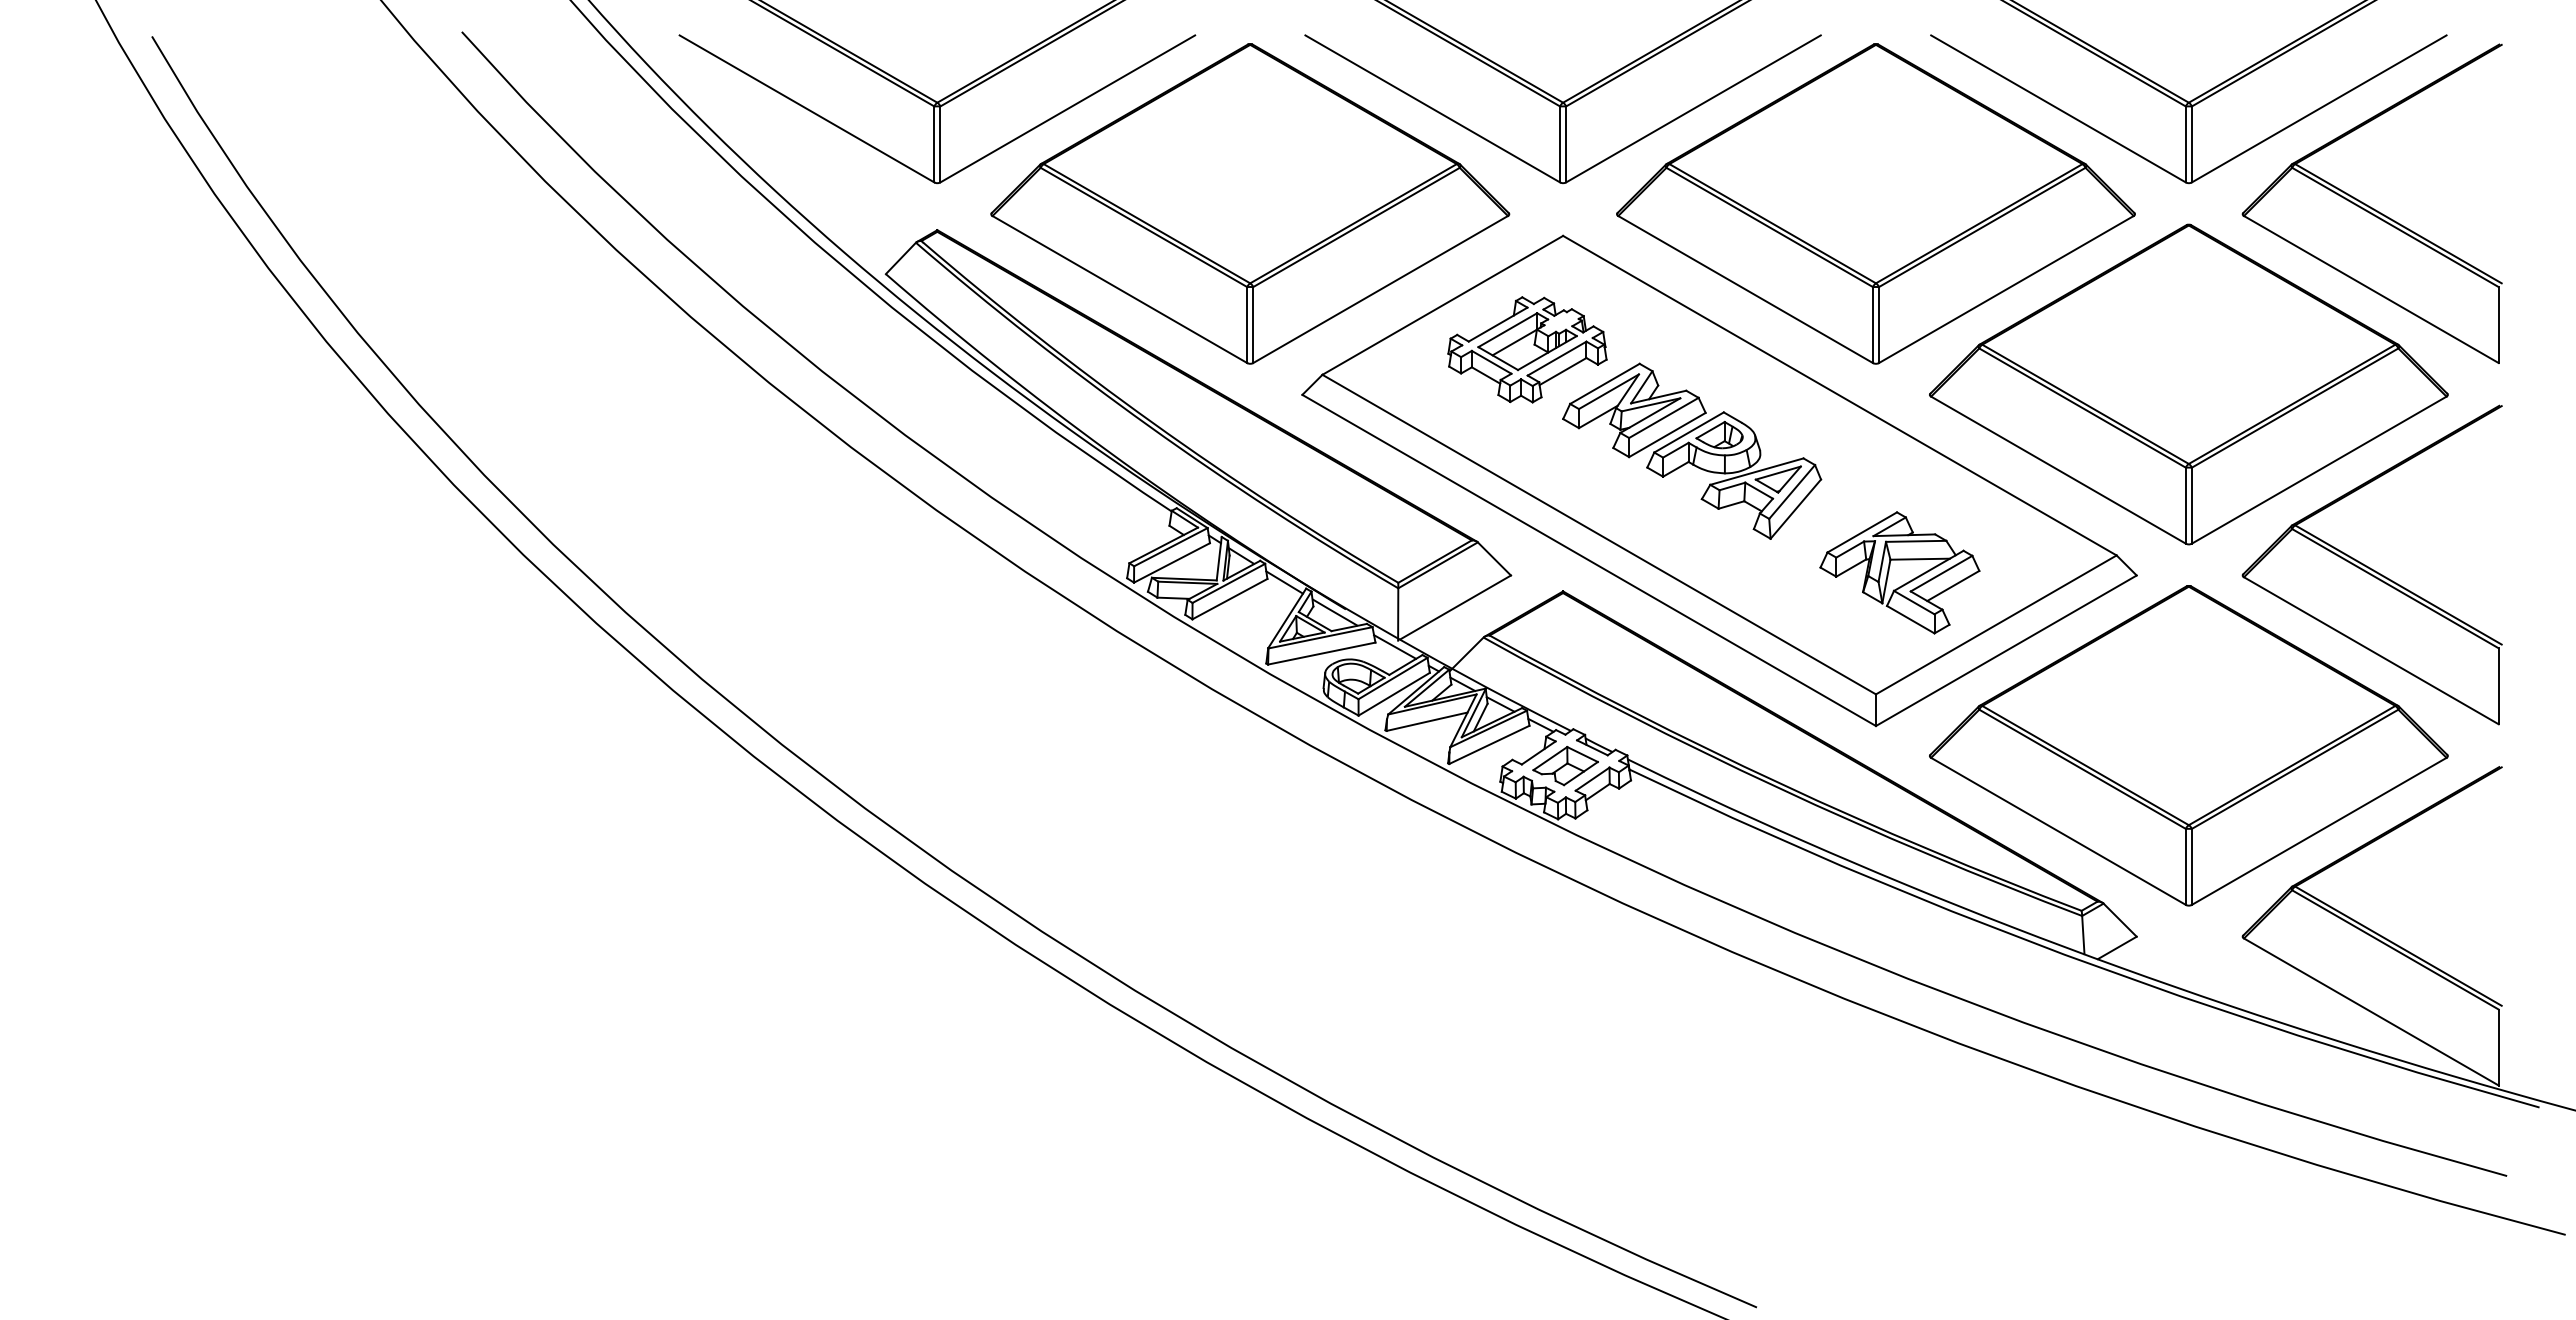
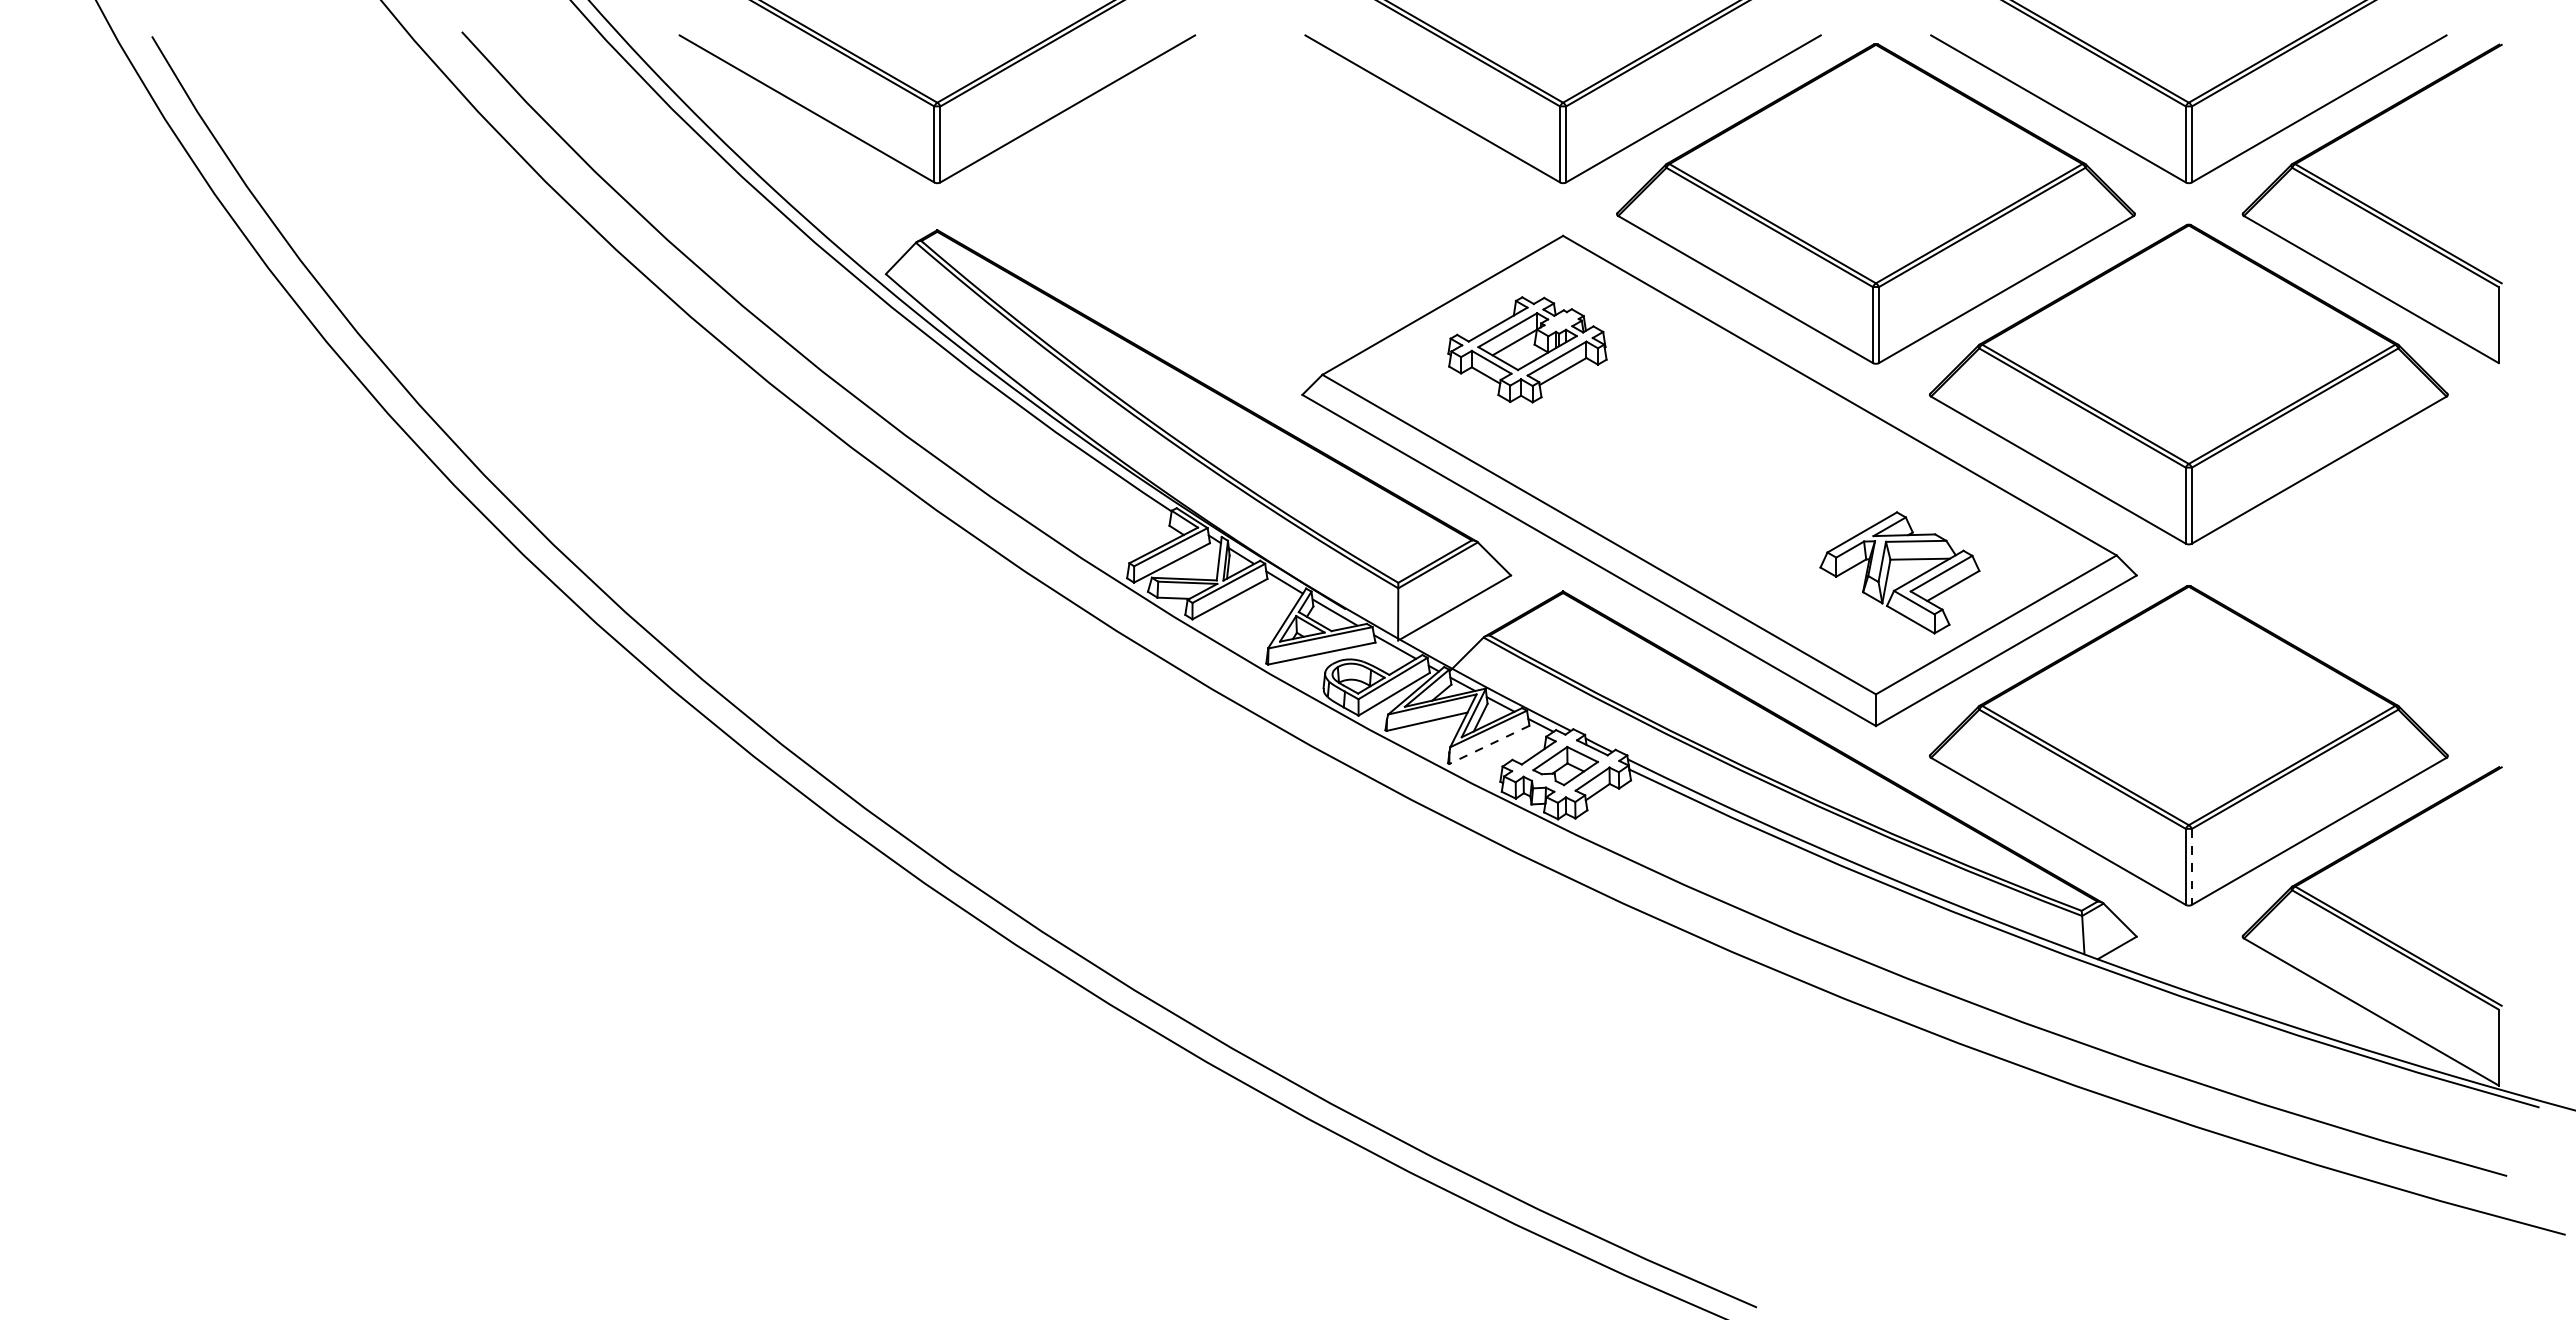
part: present -> none (1250, 203)
part: present -> none (1692, 450)
part: present -> none (2371, 564)
line: solid -> dashed (1488, 745)
line: solid -> dashed (2191, 866)
